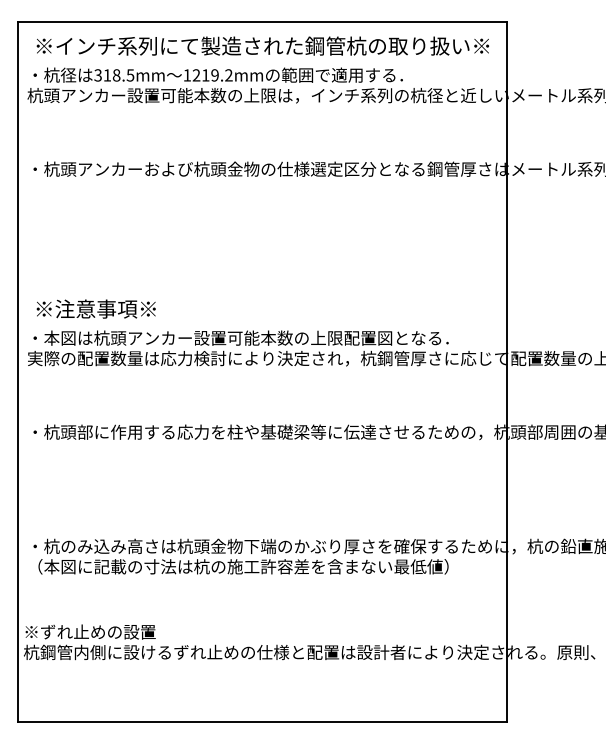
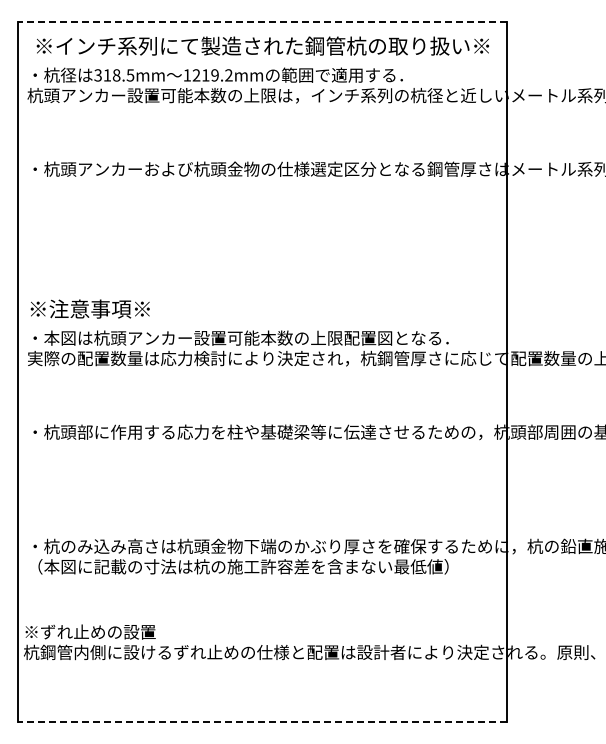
line: solid -> dashed (261, 22)
text position: (95, 308) -> (89, 308) (89, 308)
line: solid -> dashed (261, 721)
